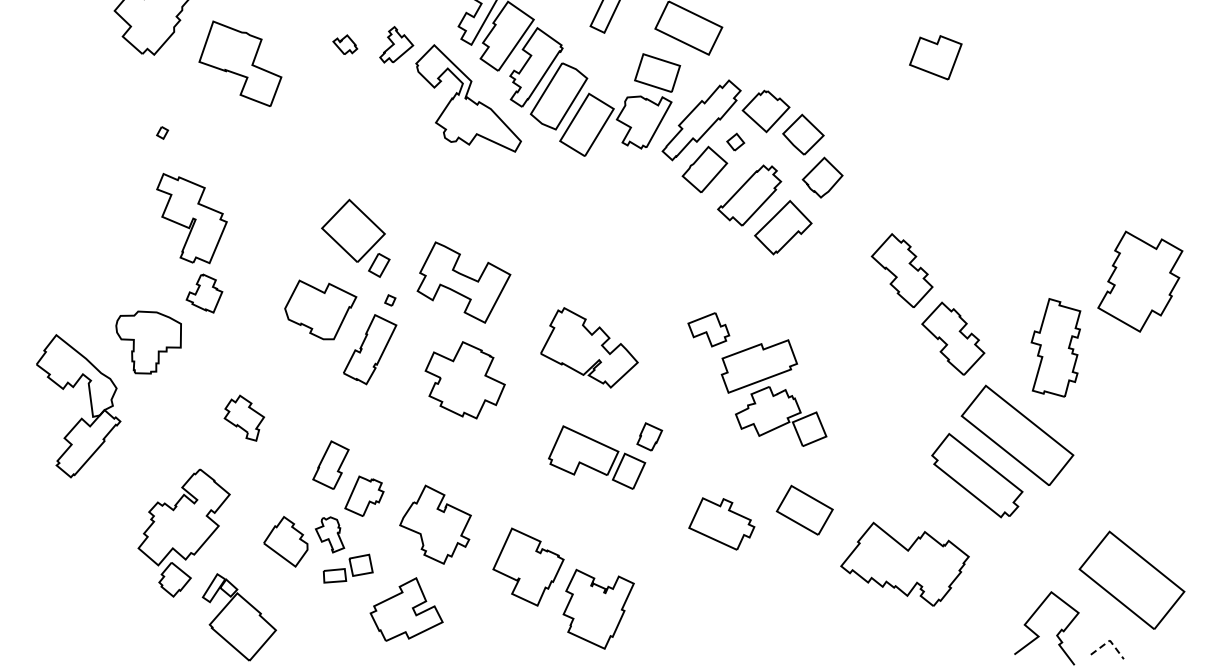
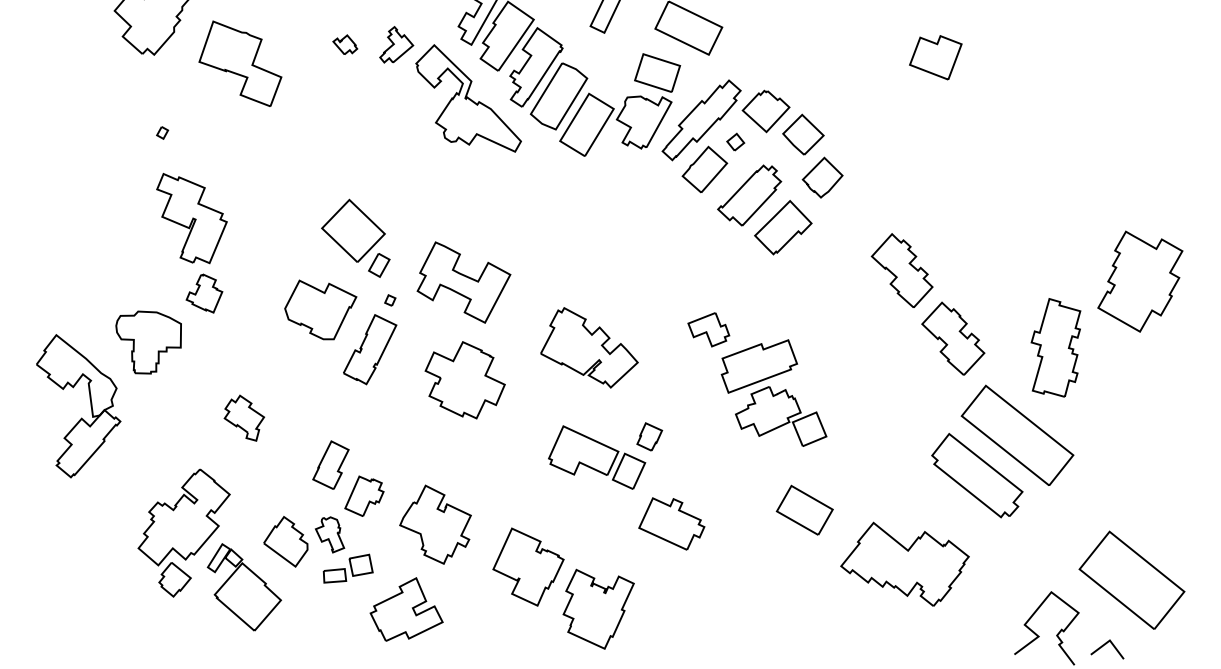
part position: (721, 523) -> (671, 523) (671, 523)
part position: (238, 617) -> (243, 587) (243, 587)
line: dashed -> solid (1109, 640)
